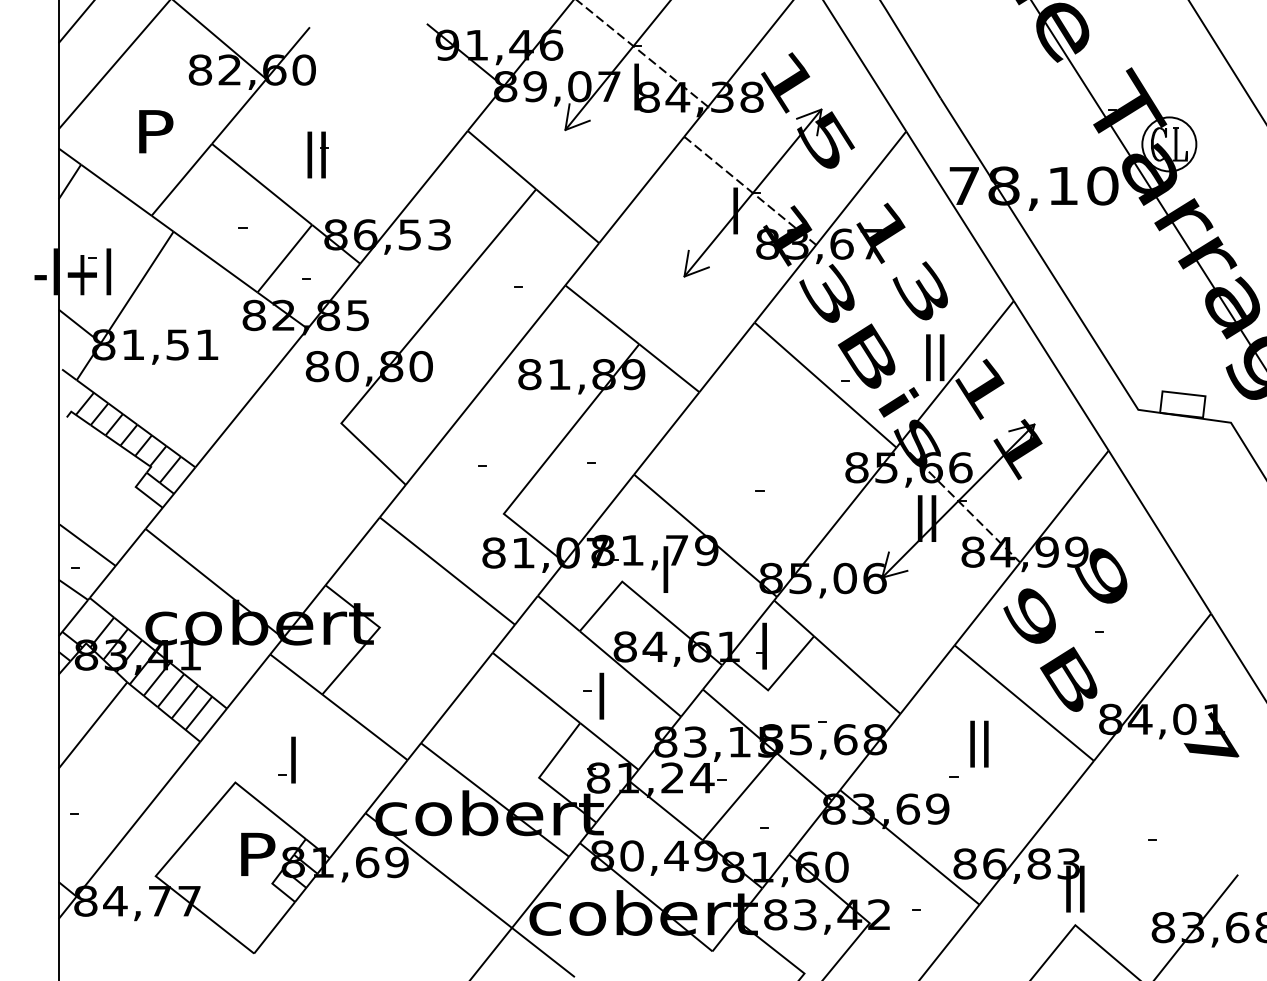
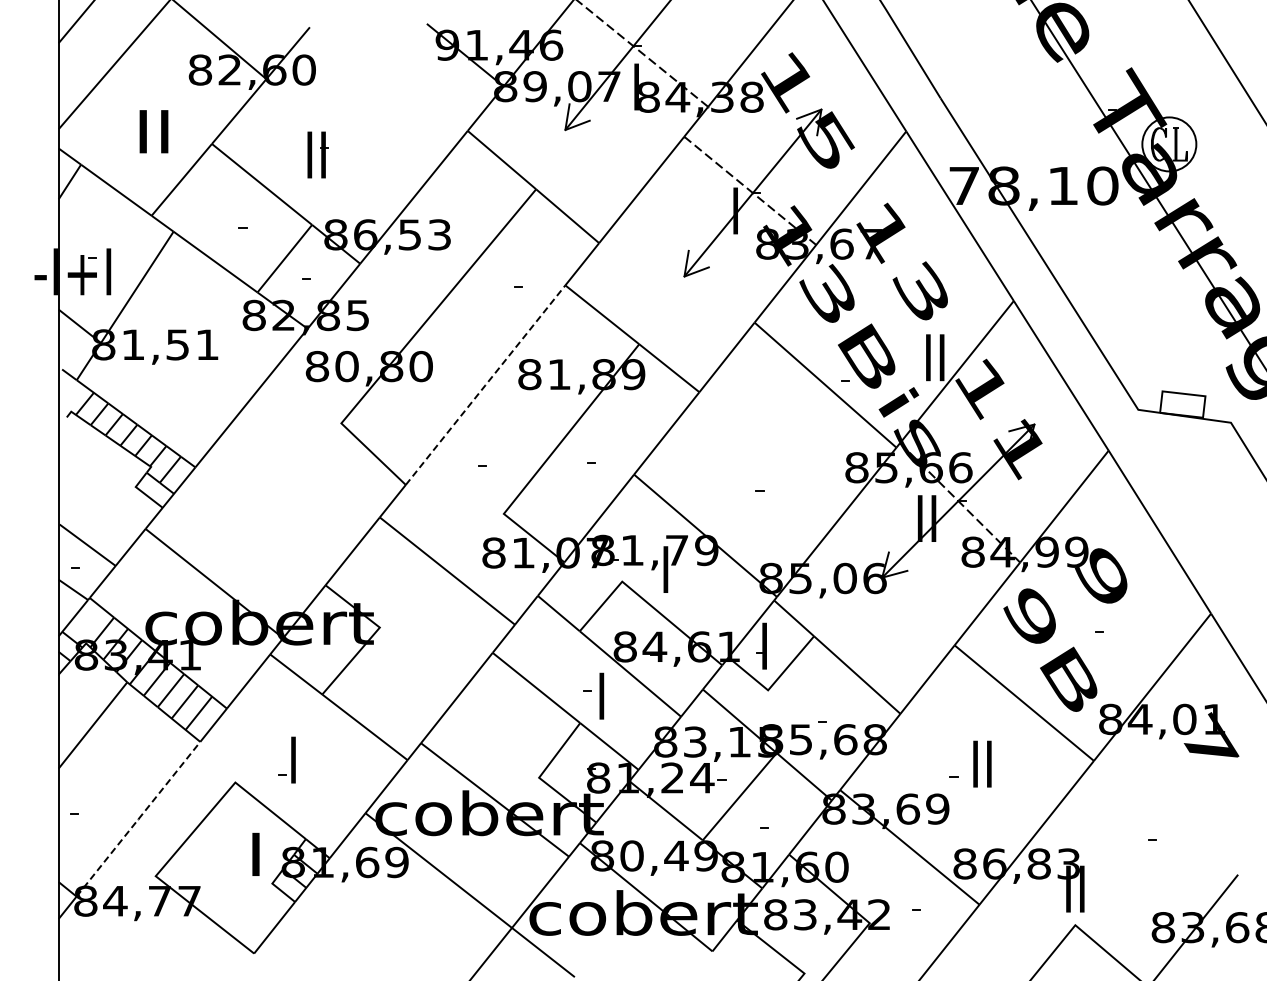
text: P -> II (156, 131)
line: solid -> dashed (485, 385)
text position: (979, 743) -> (982, 763) (982, 763)
line: solid -> dashed (138, 819)
text: P -> I (258, 853)
